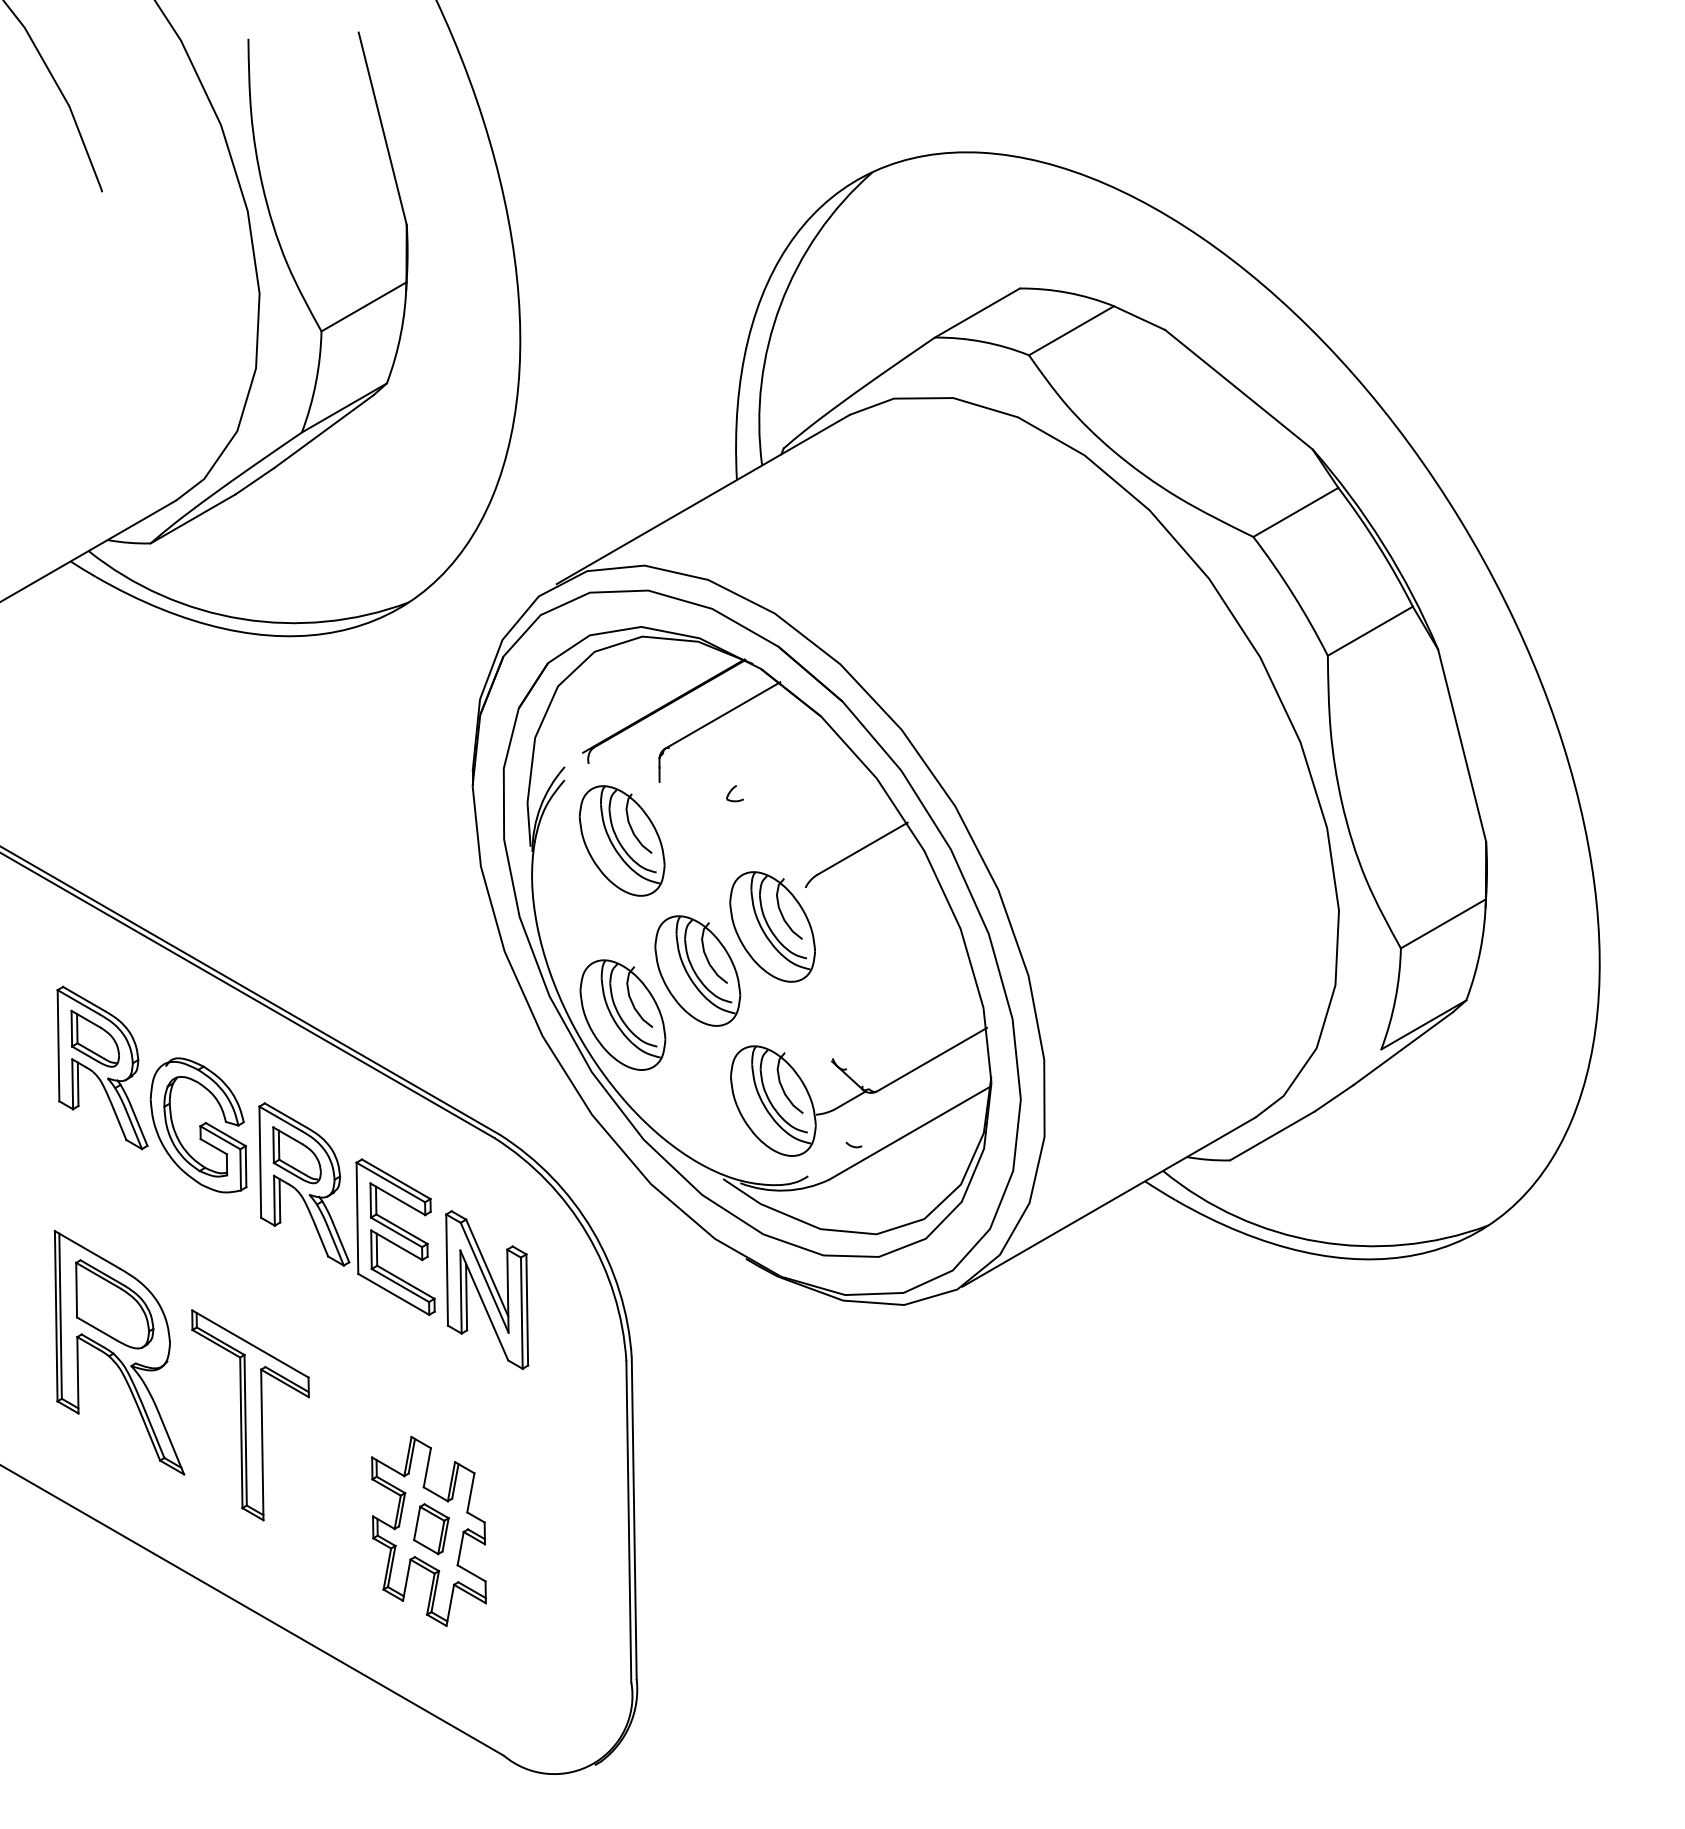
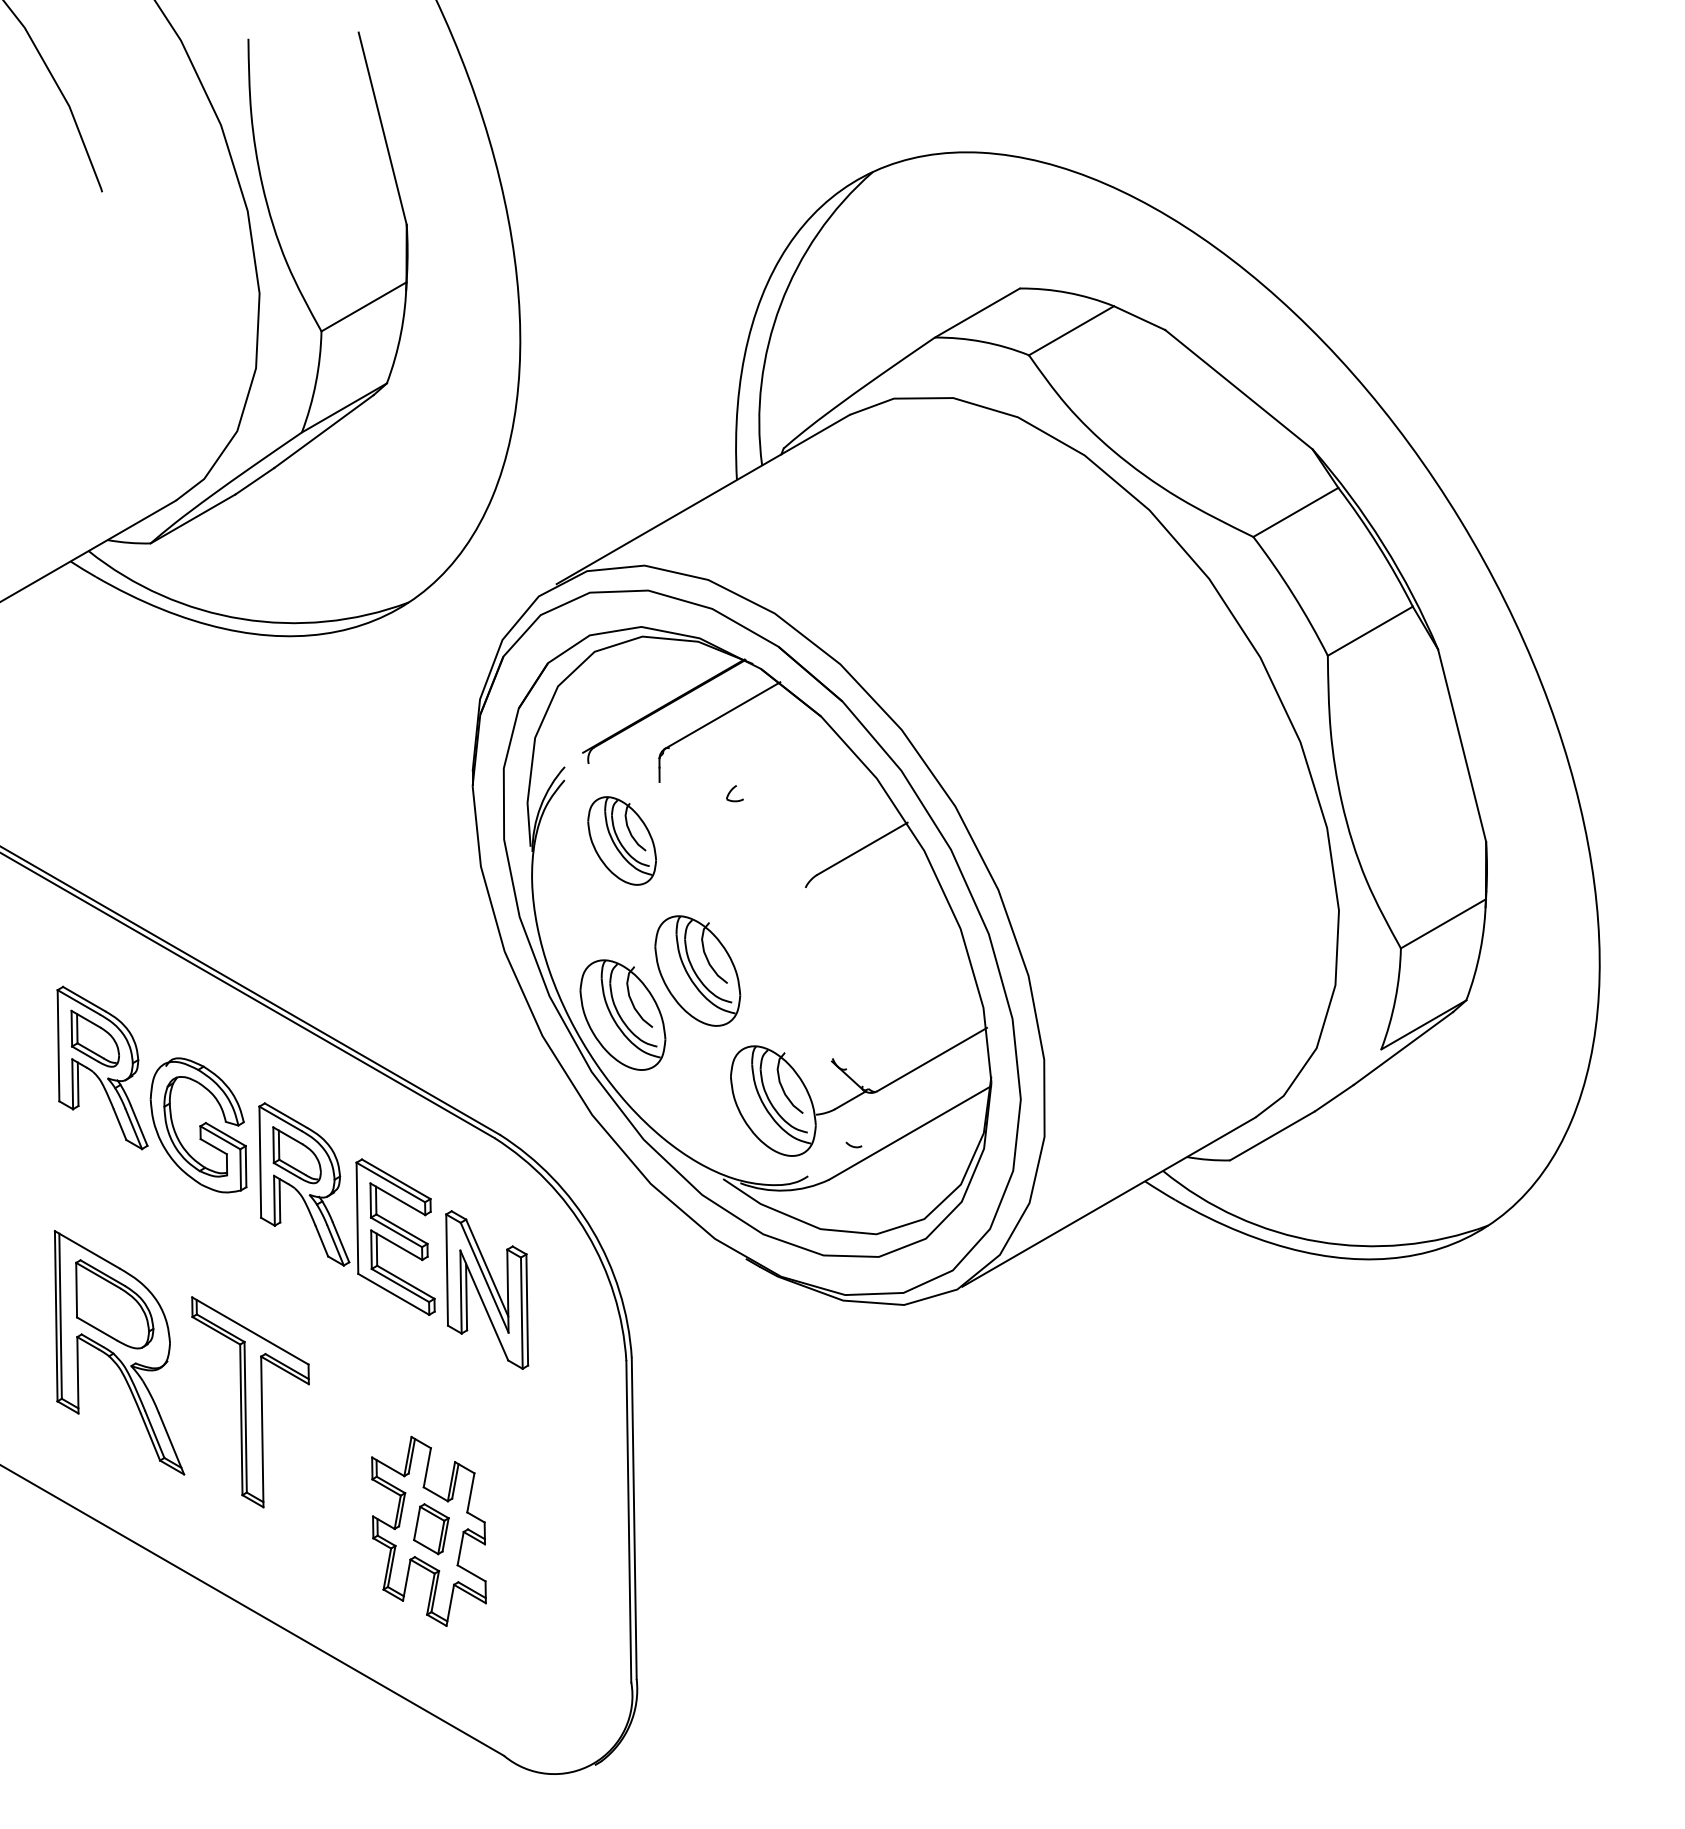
part size: 88x112 px -> 70x90 px (621, 840)
part: present -> none (772, 926)
part position: (250, 1415) -> (250, 1402) (250, 1402)
